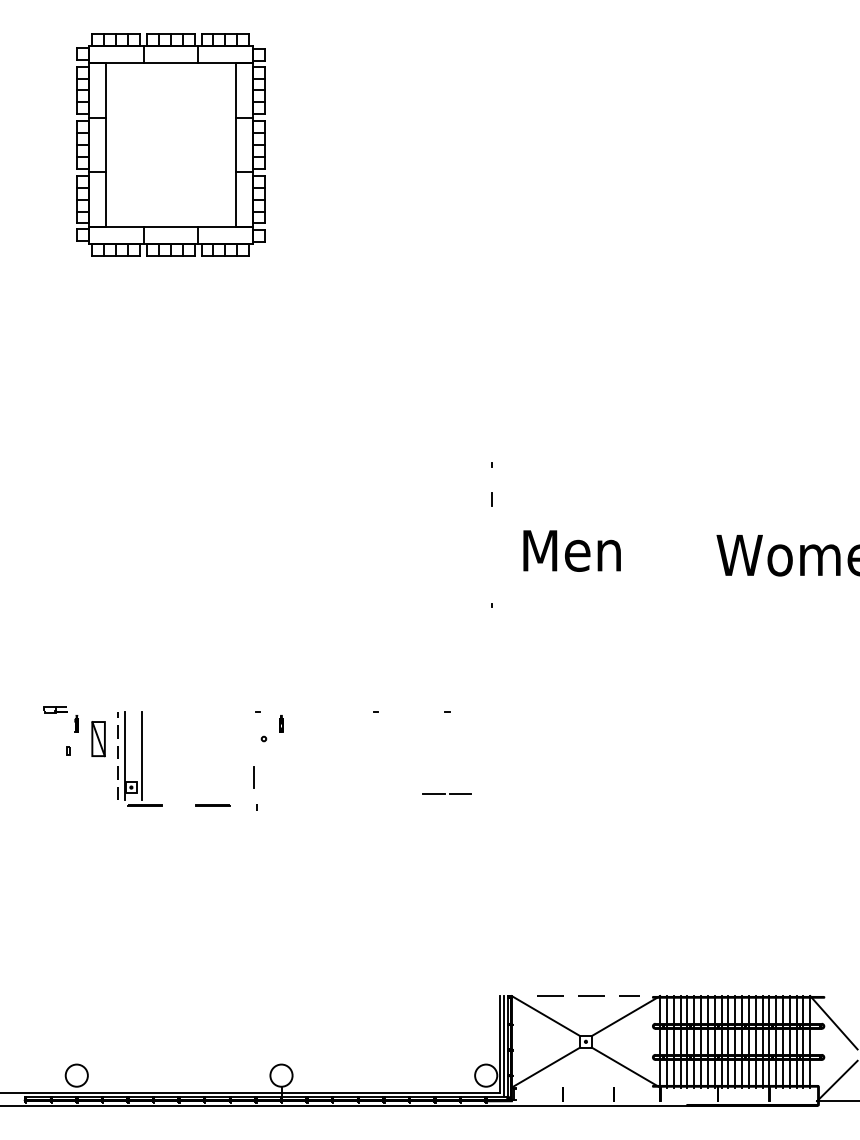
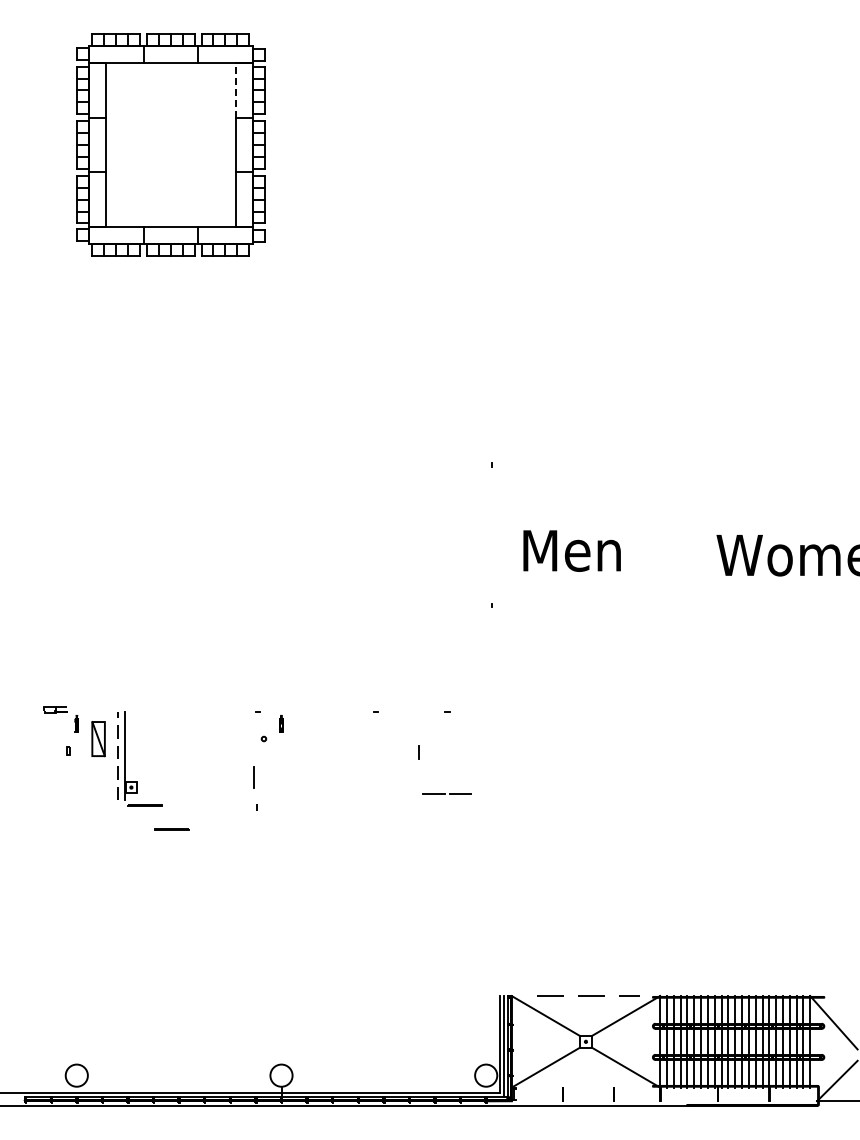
line: solid -> dashed (235, 89)
line position: (491, 499) -> (418, 752) (418, 752)
line: present -> none (141, 756)
line position: (212, 805) -> (171, 829) (171, 829)
